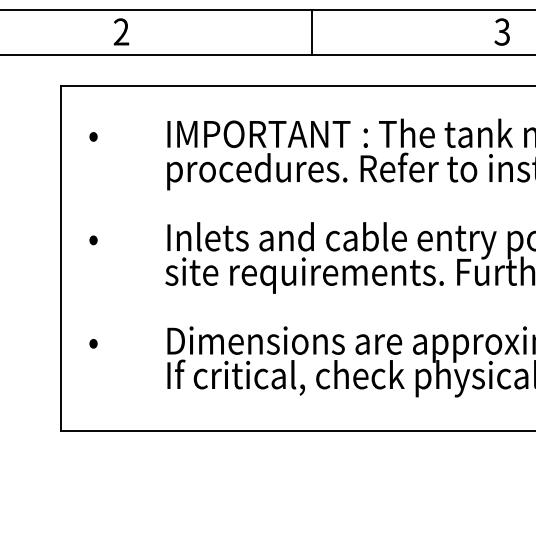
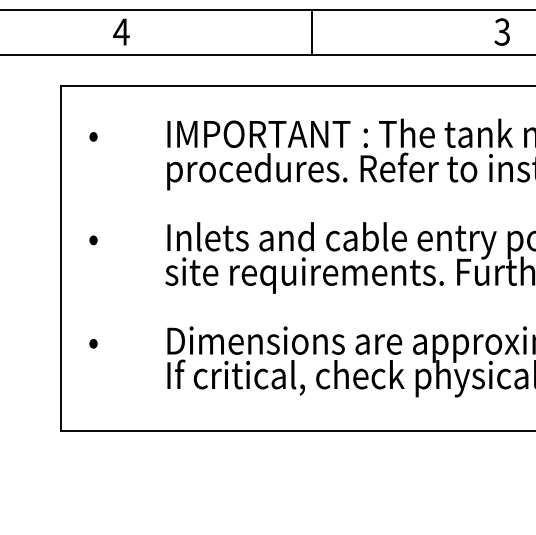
text: 2 -> 4 (121, 31)
